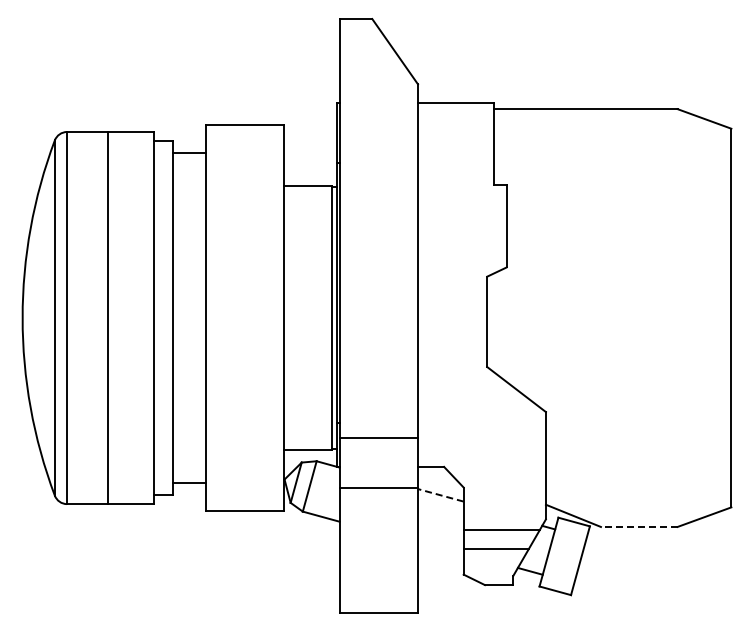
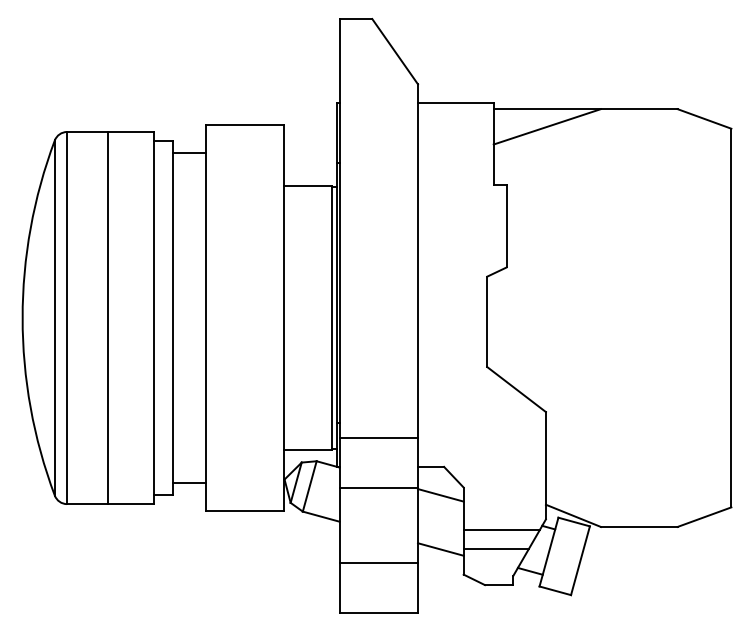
line: none -> present (546, 126)
line: dashed -> solid (440, 495)
line: dashed -> solid (638, 526)
line: none -> present (440, 549)
line: none -> present (378, 563)
